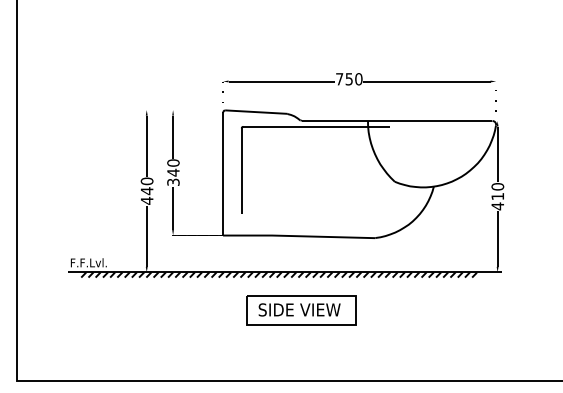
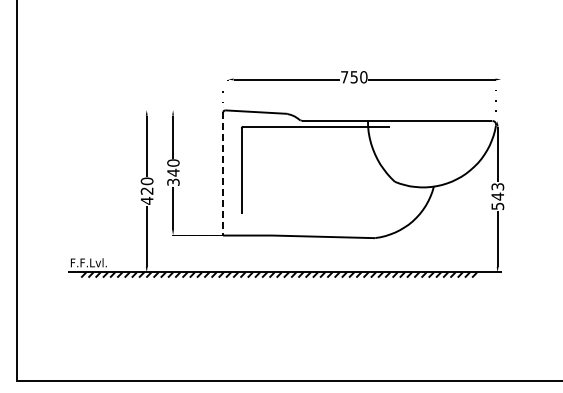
part position: (358, 79) -> (363, 77) (363, 77)
line: solid -> dashed (223, 173)
text: 440 -> 420 (146, 191)
text: 410 -> 543 (497, 196)
part: present -> none (301, 310)
